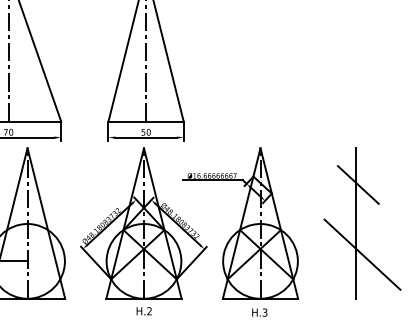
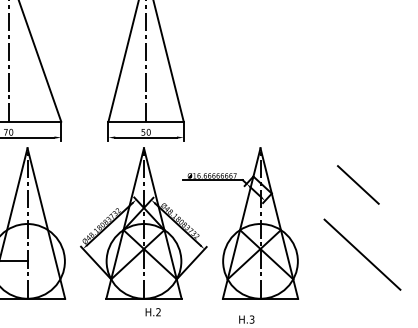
line: present -> none (356, 223)
text position: (143, 311) -> (152, 312) (152, 312)
text position: (259, 312) -> (246, 319) (246, 319)
